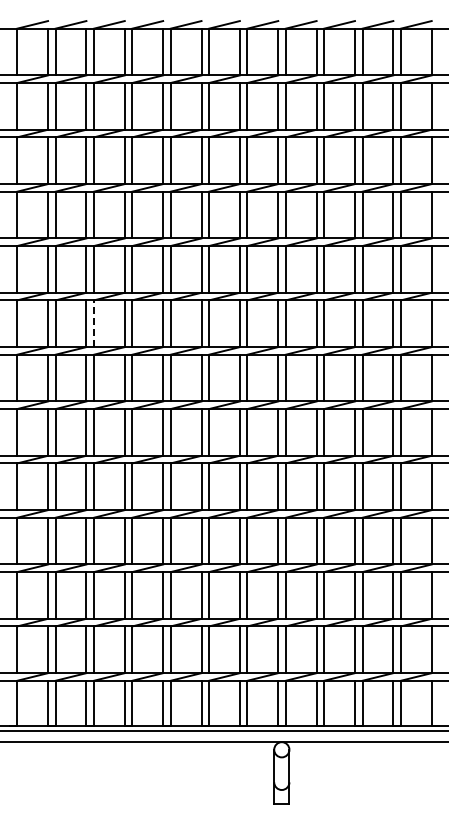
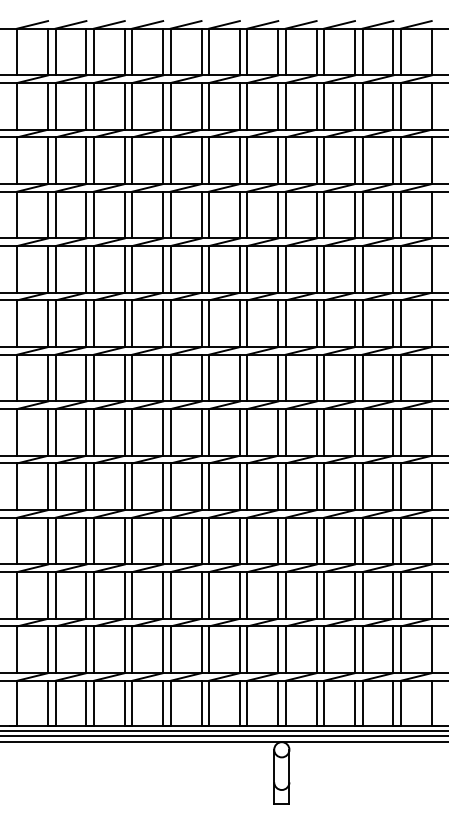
line: dashed -> solid (94, 323)
line: none -> present (223, 735)
